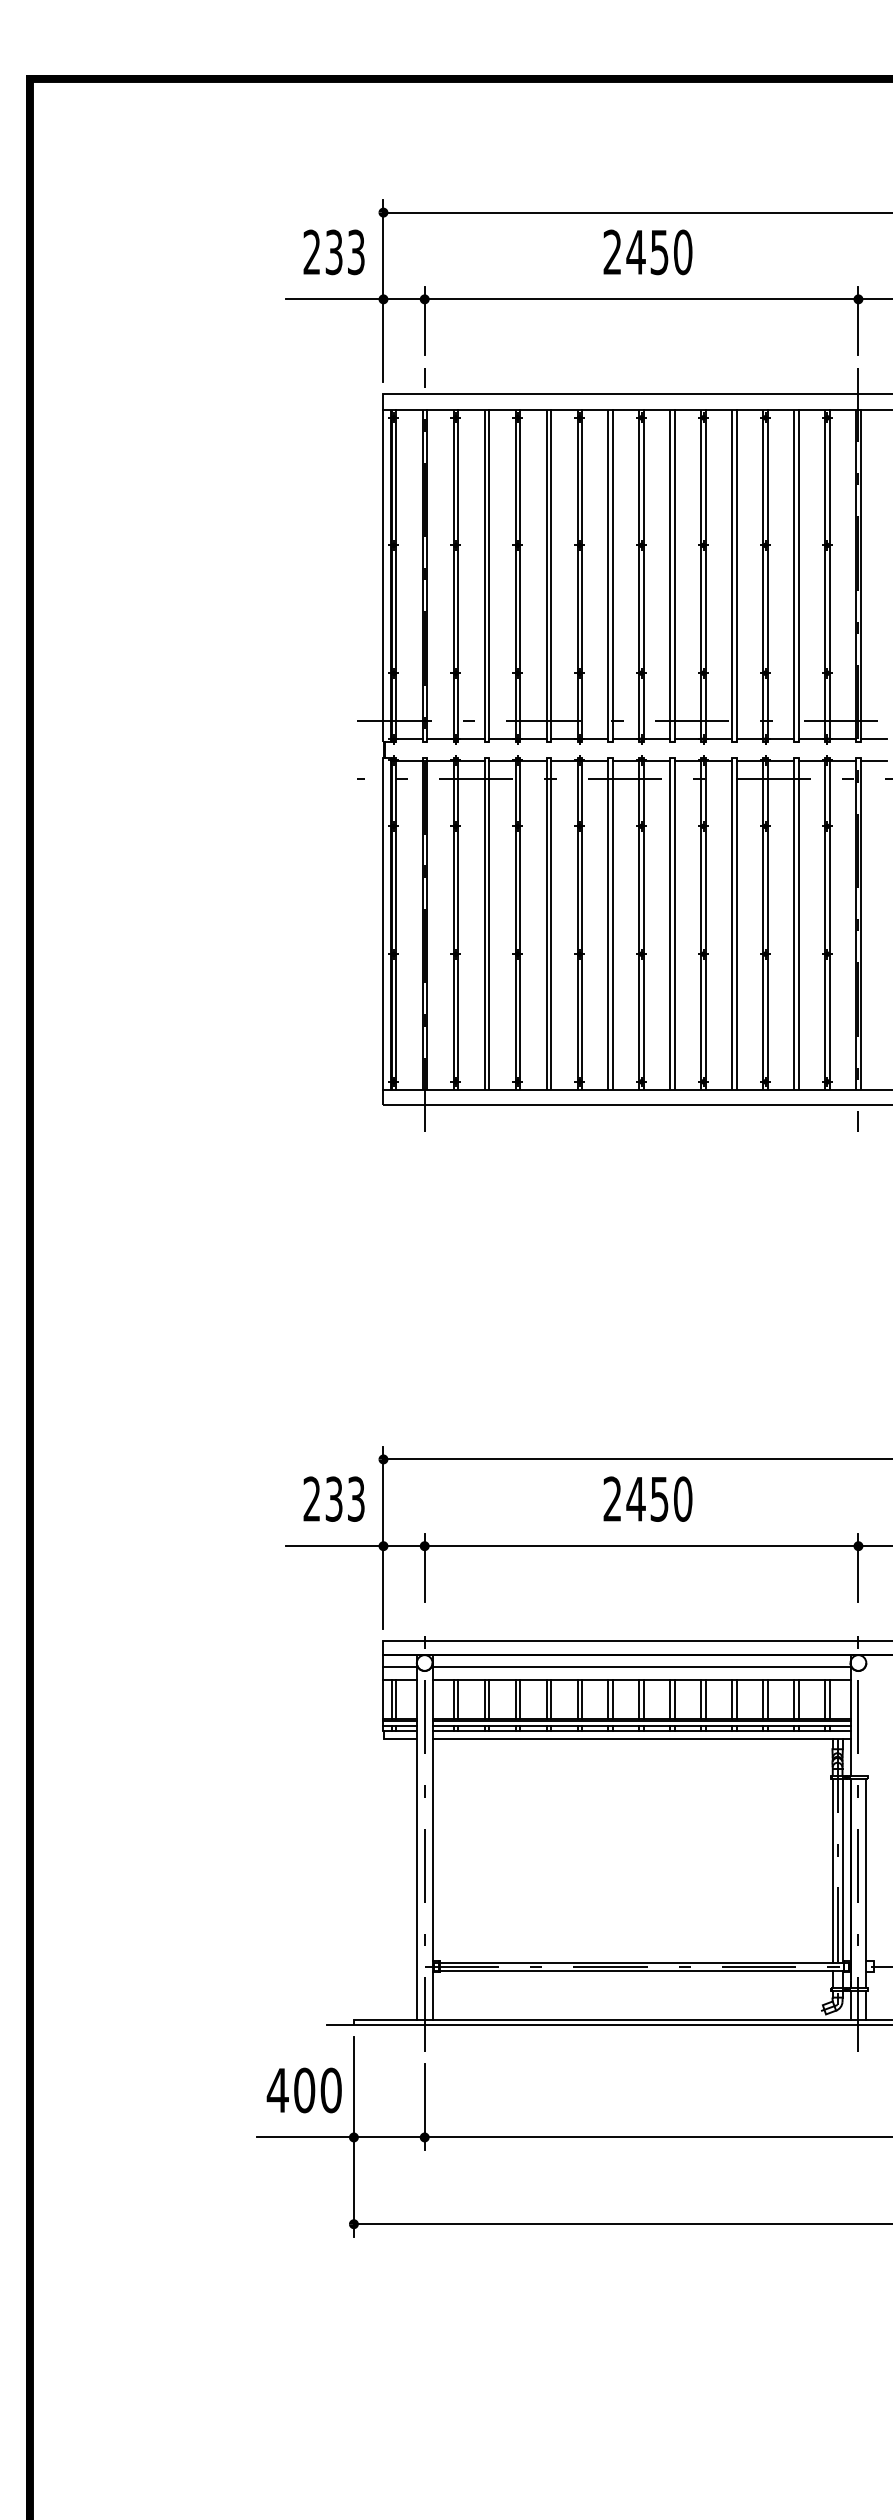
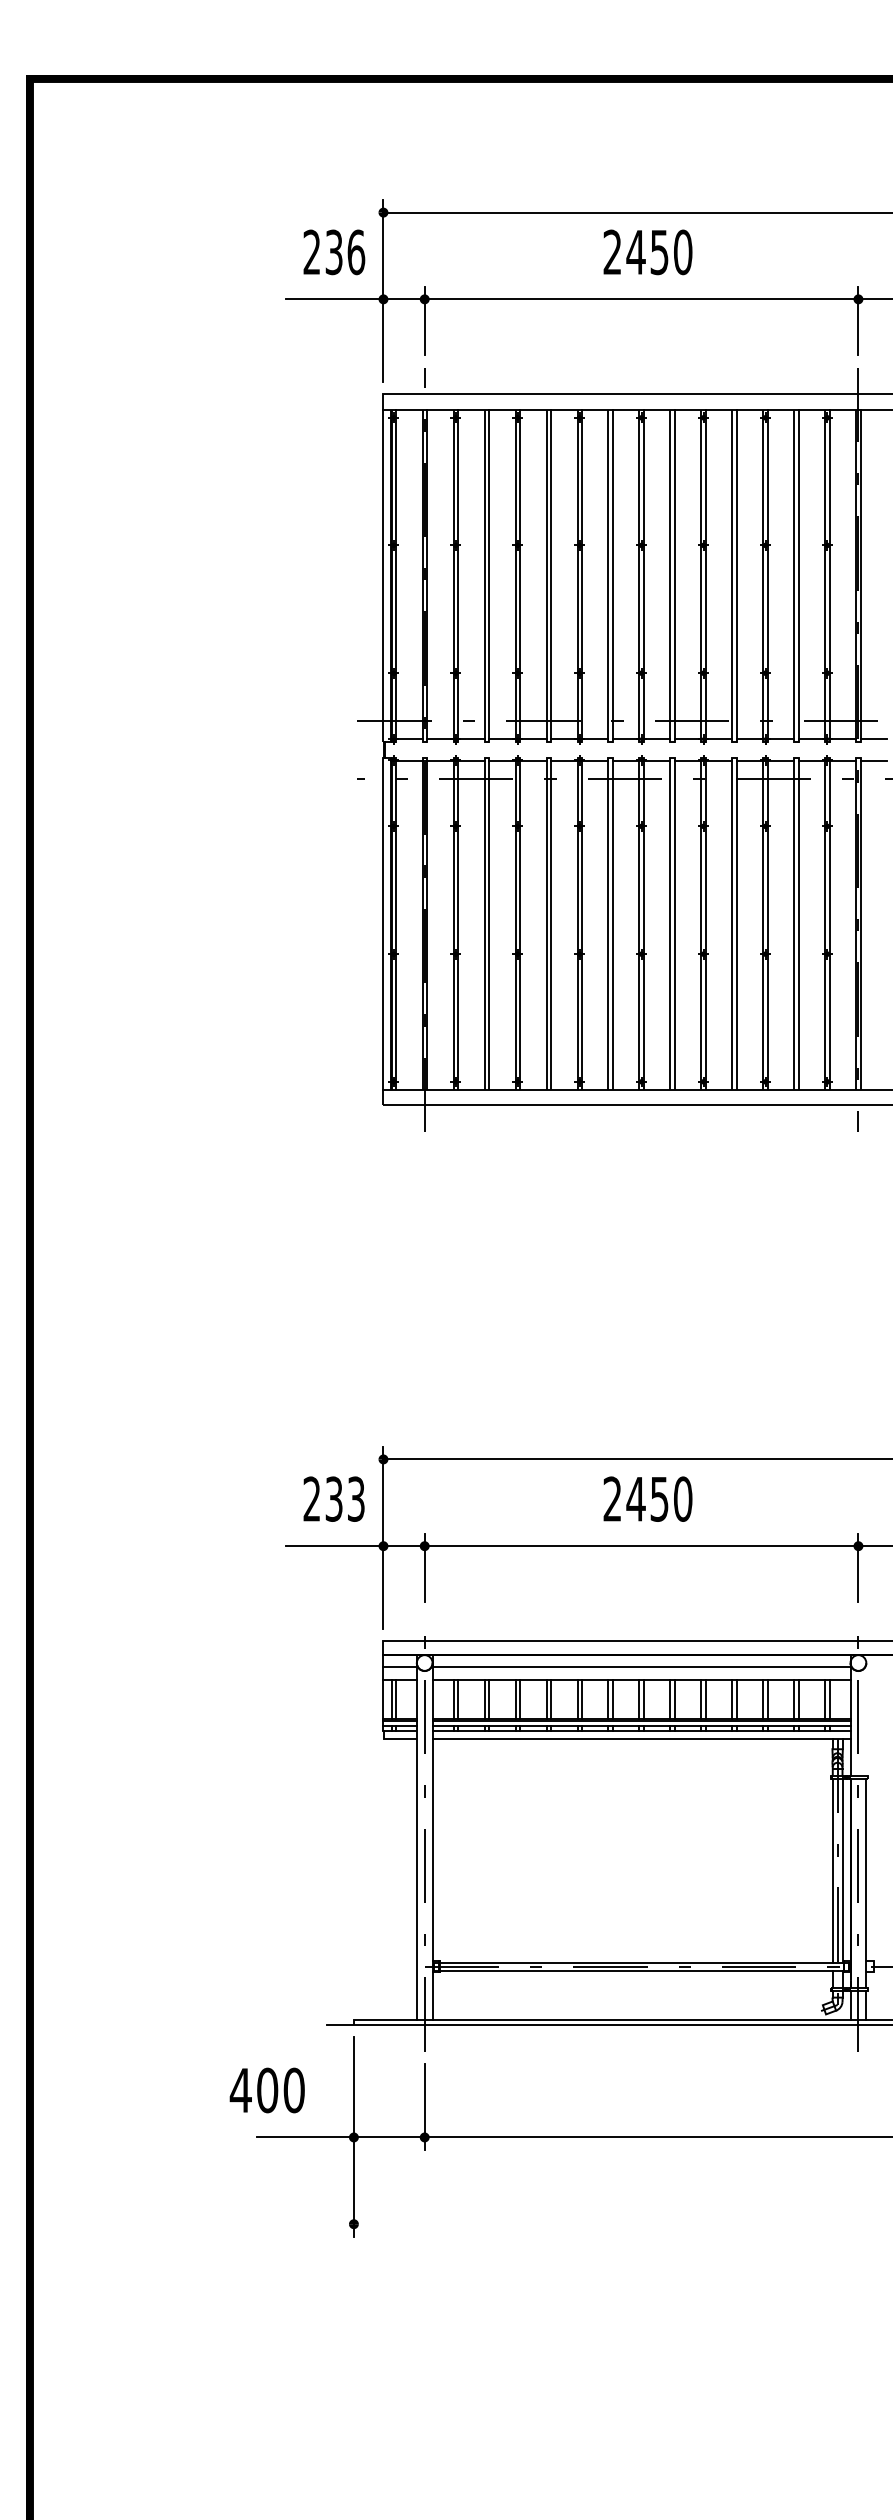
text: 233 -> 236 (356, 252)
text position: (303, 2090) -> (266, 2090) (266, 2090)
line: present -> none (621, 2224)
